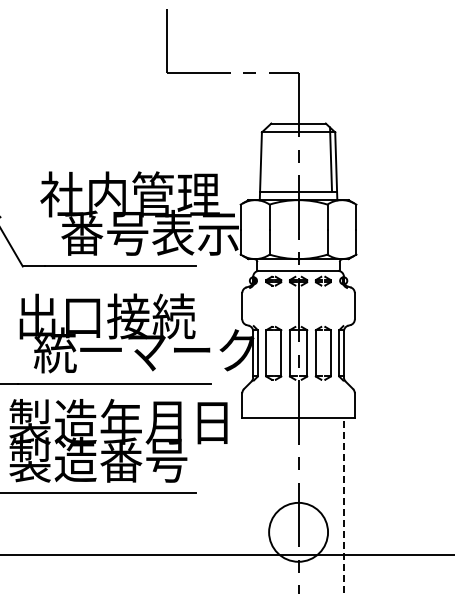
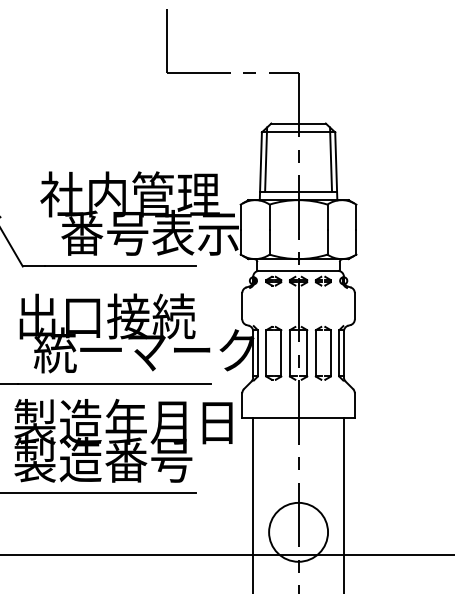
line: none -> present (266, 159)
text position: (118, 440) -> (123, 440) (123, 440)
line: none -> present (252, 504)
line: dashed -> solid (344, 505)
